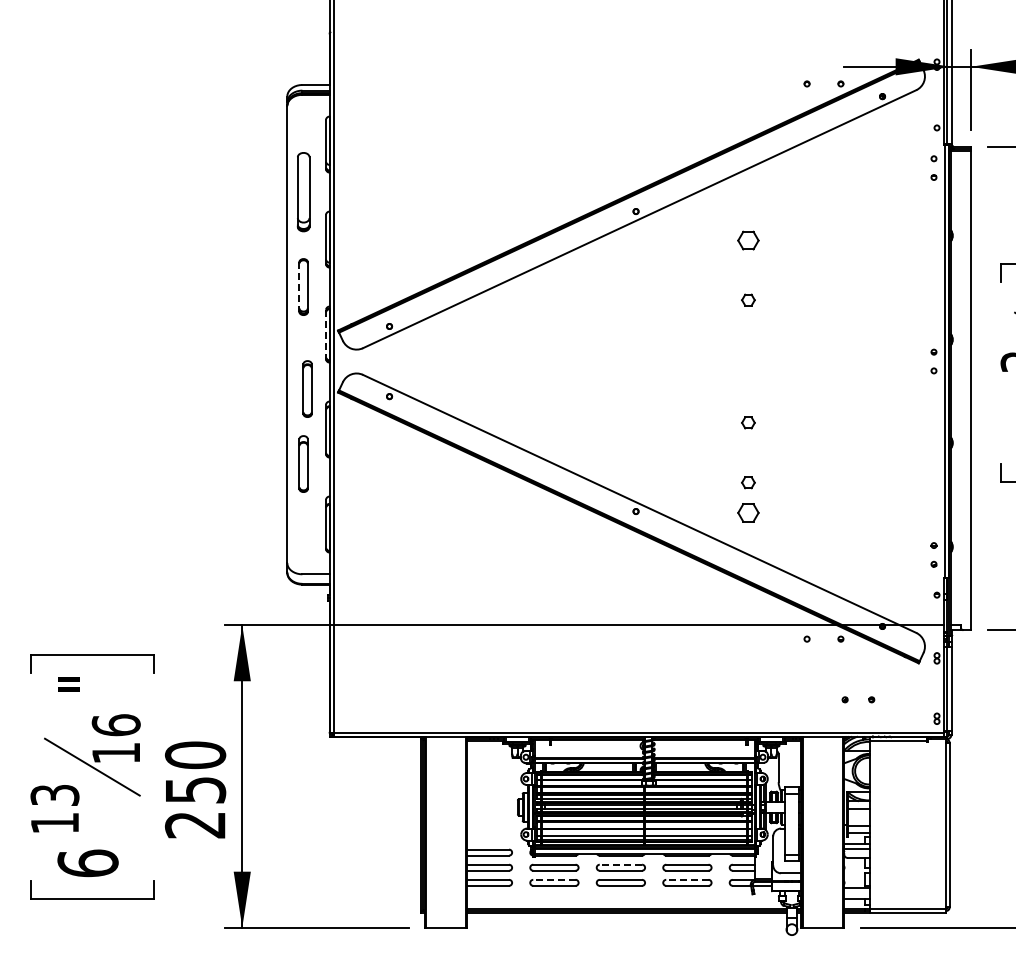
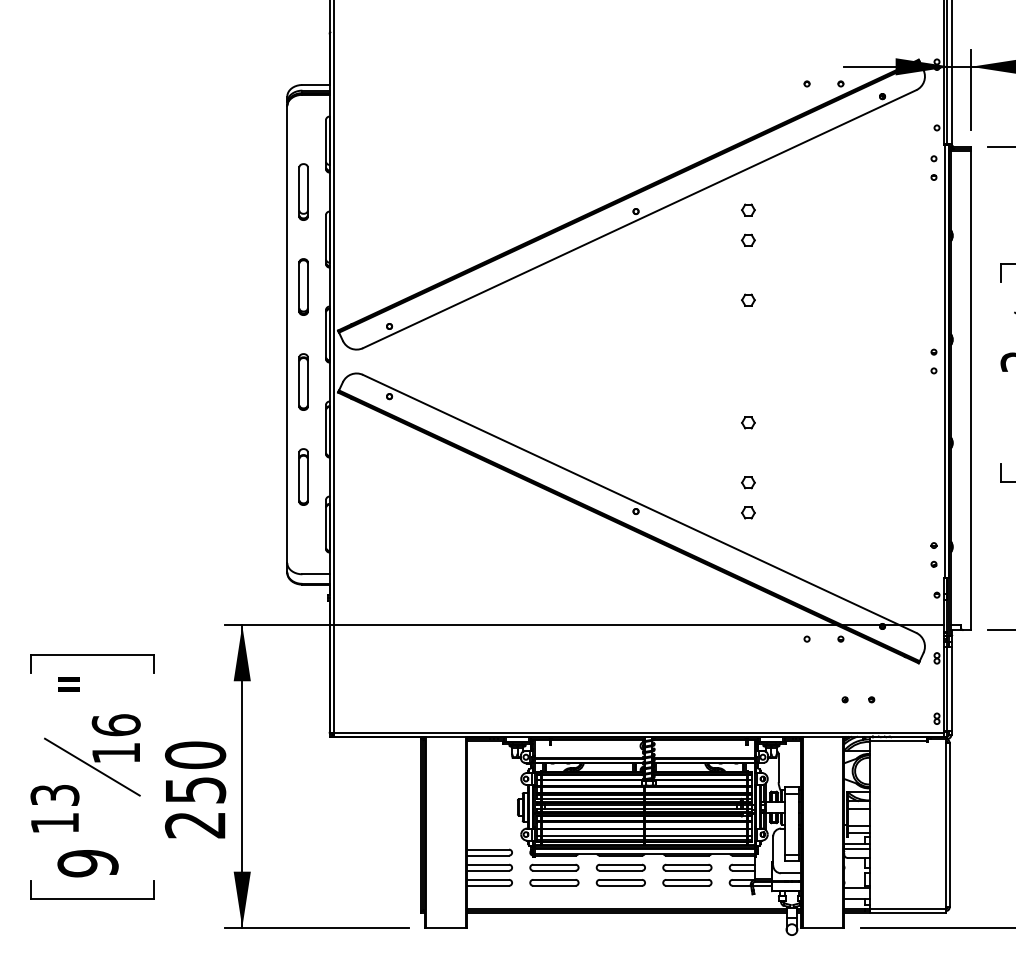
part size: 15x81 px -> 11x58 px (303, 191)
part: none -> present (748, 209)
part size: 23x21 px -> 15x14 px (748, 239)
line: dashed -> solid (299, 287)
line: dashed -> solid (325, 334)
part position: (307, 388) -> (303, 381) (303, 381)
part position: (303, 463) -> (303, 476) (303, 476)
part size: 23x20 px -> 15x14 px (748, 512)
text: 6 -> 9 (87, 863)
line: dashed -> solid (620, 864)
line: dashed -> solid (553, 879)
line: dashed -> solid (686, 879)
